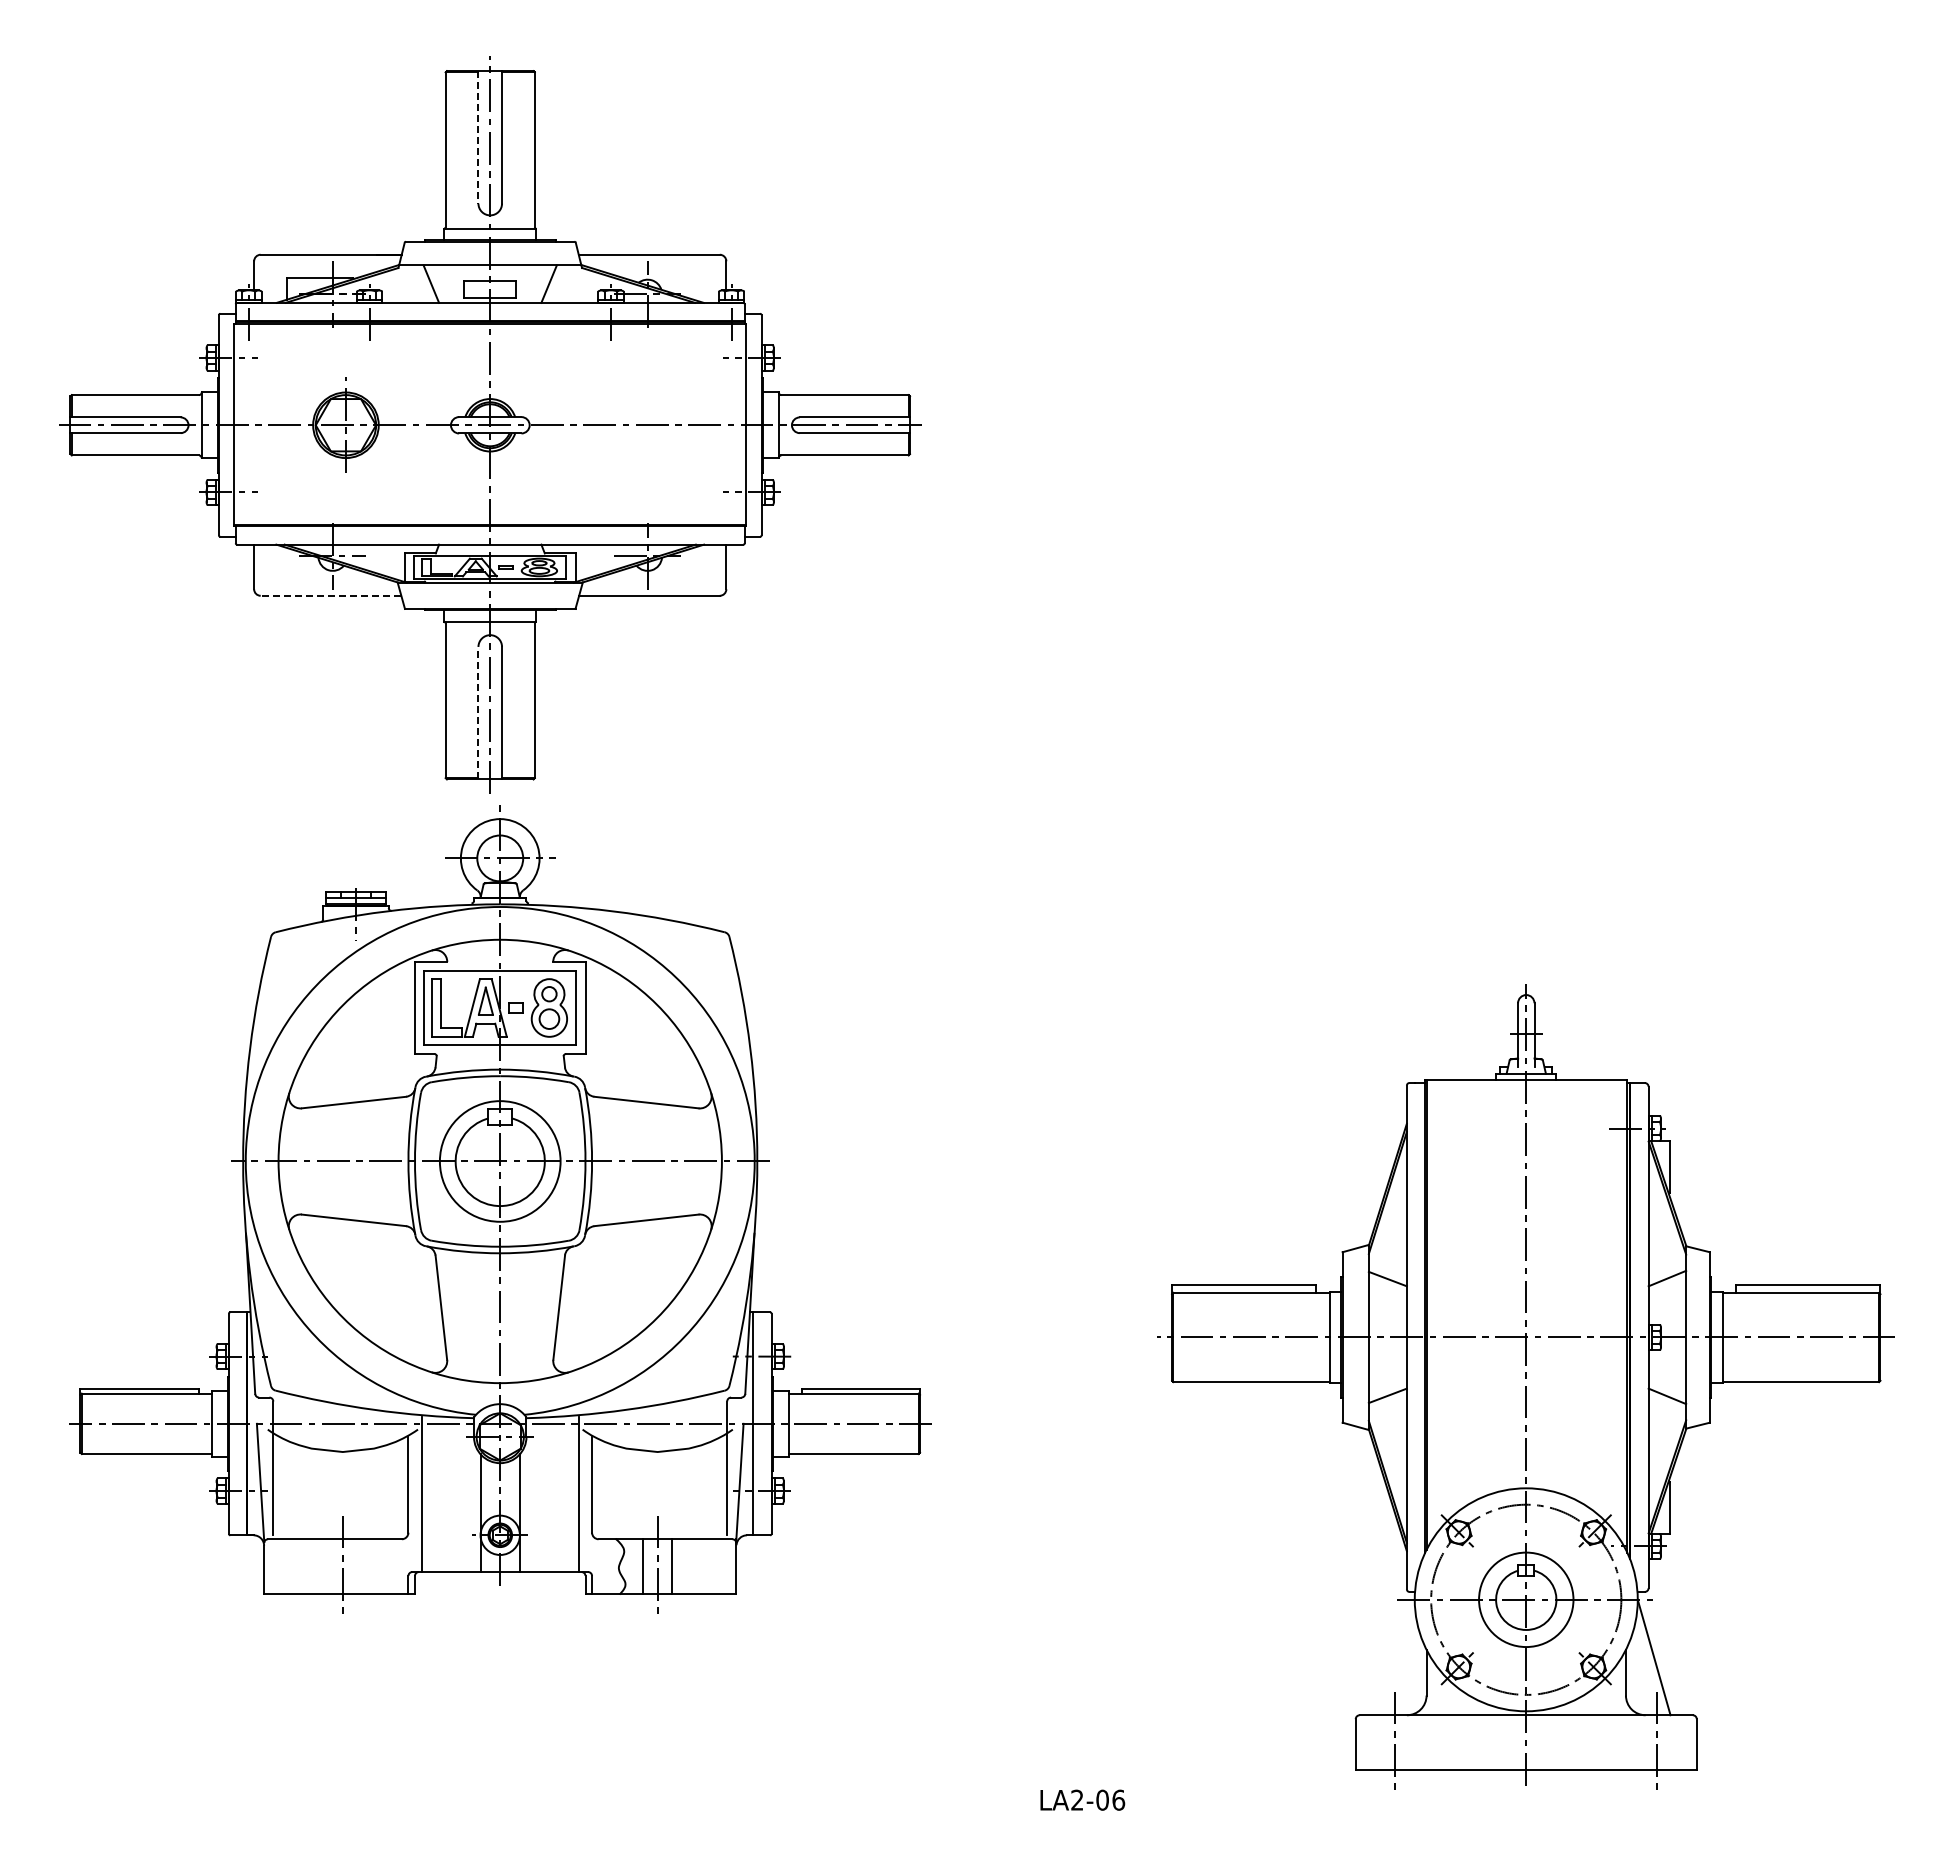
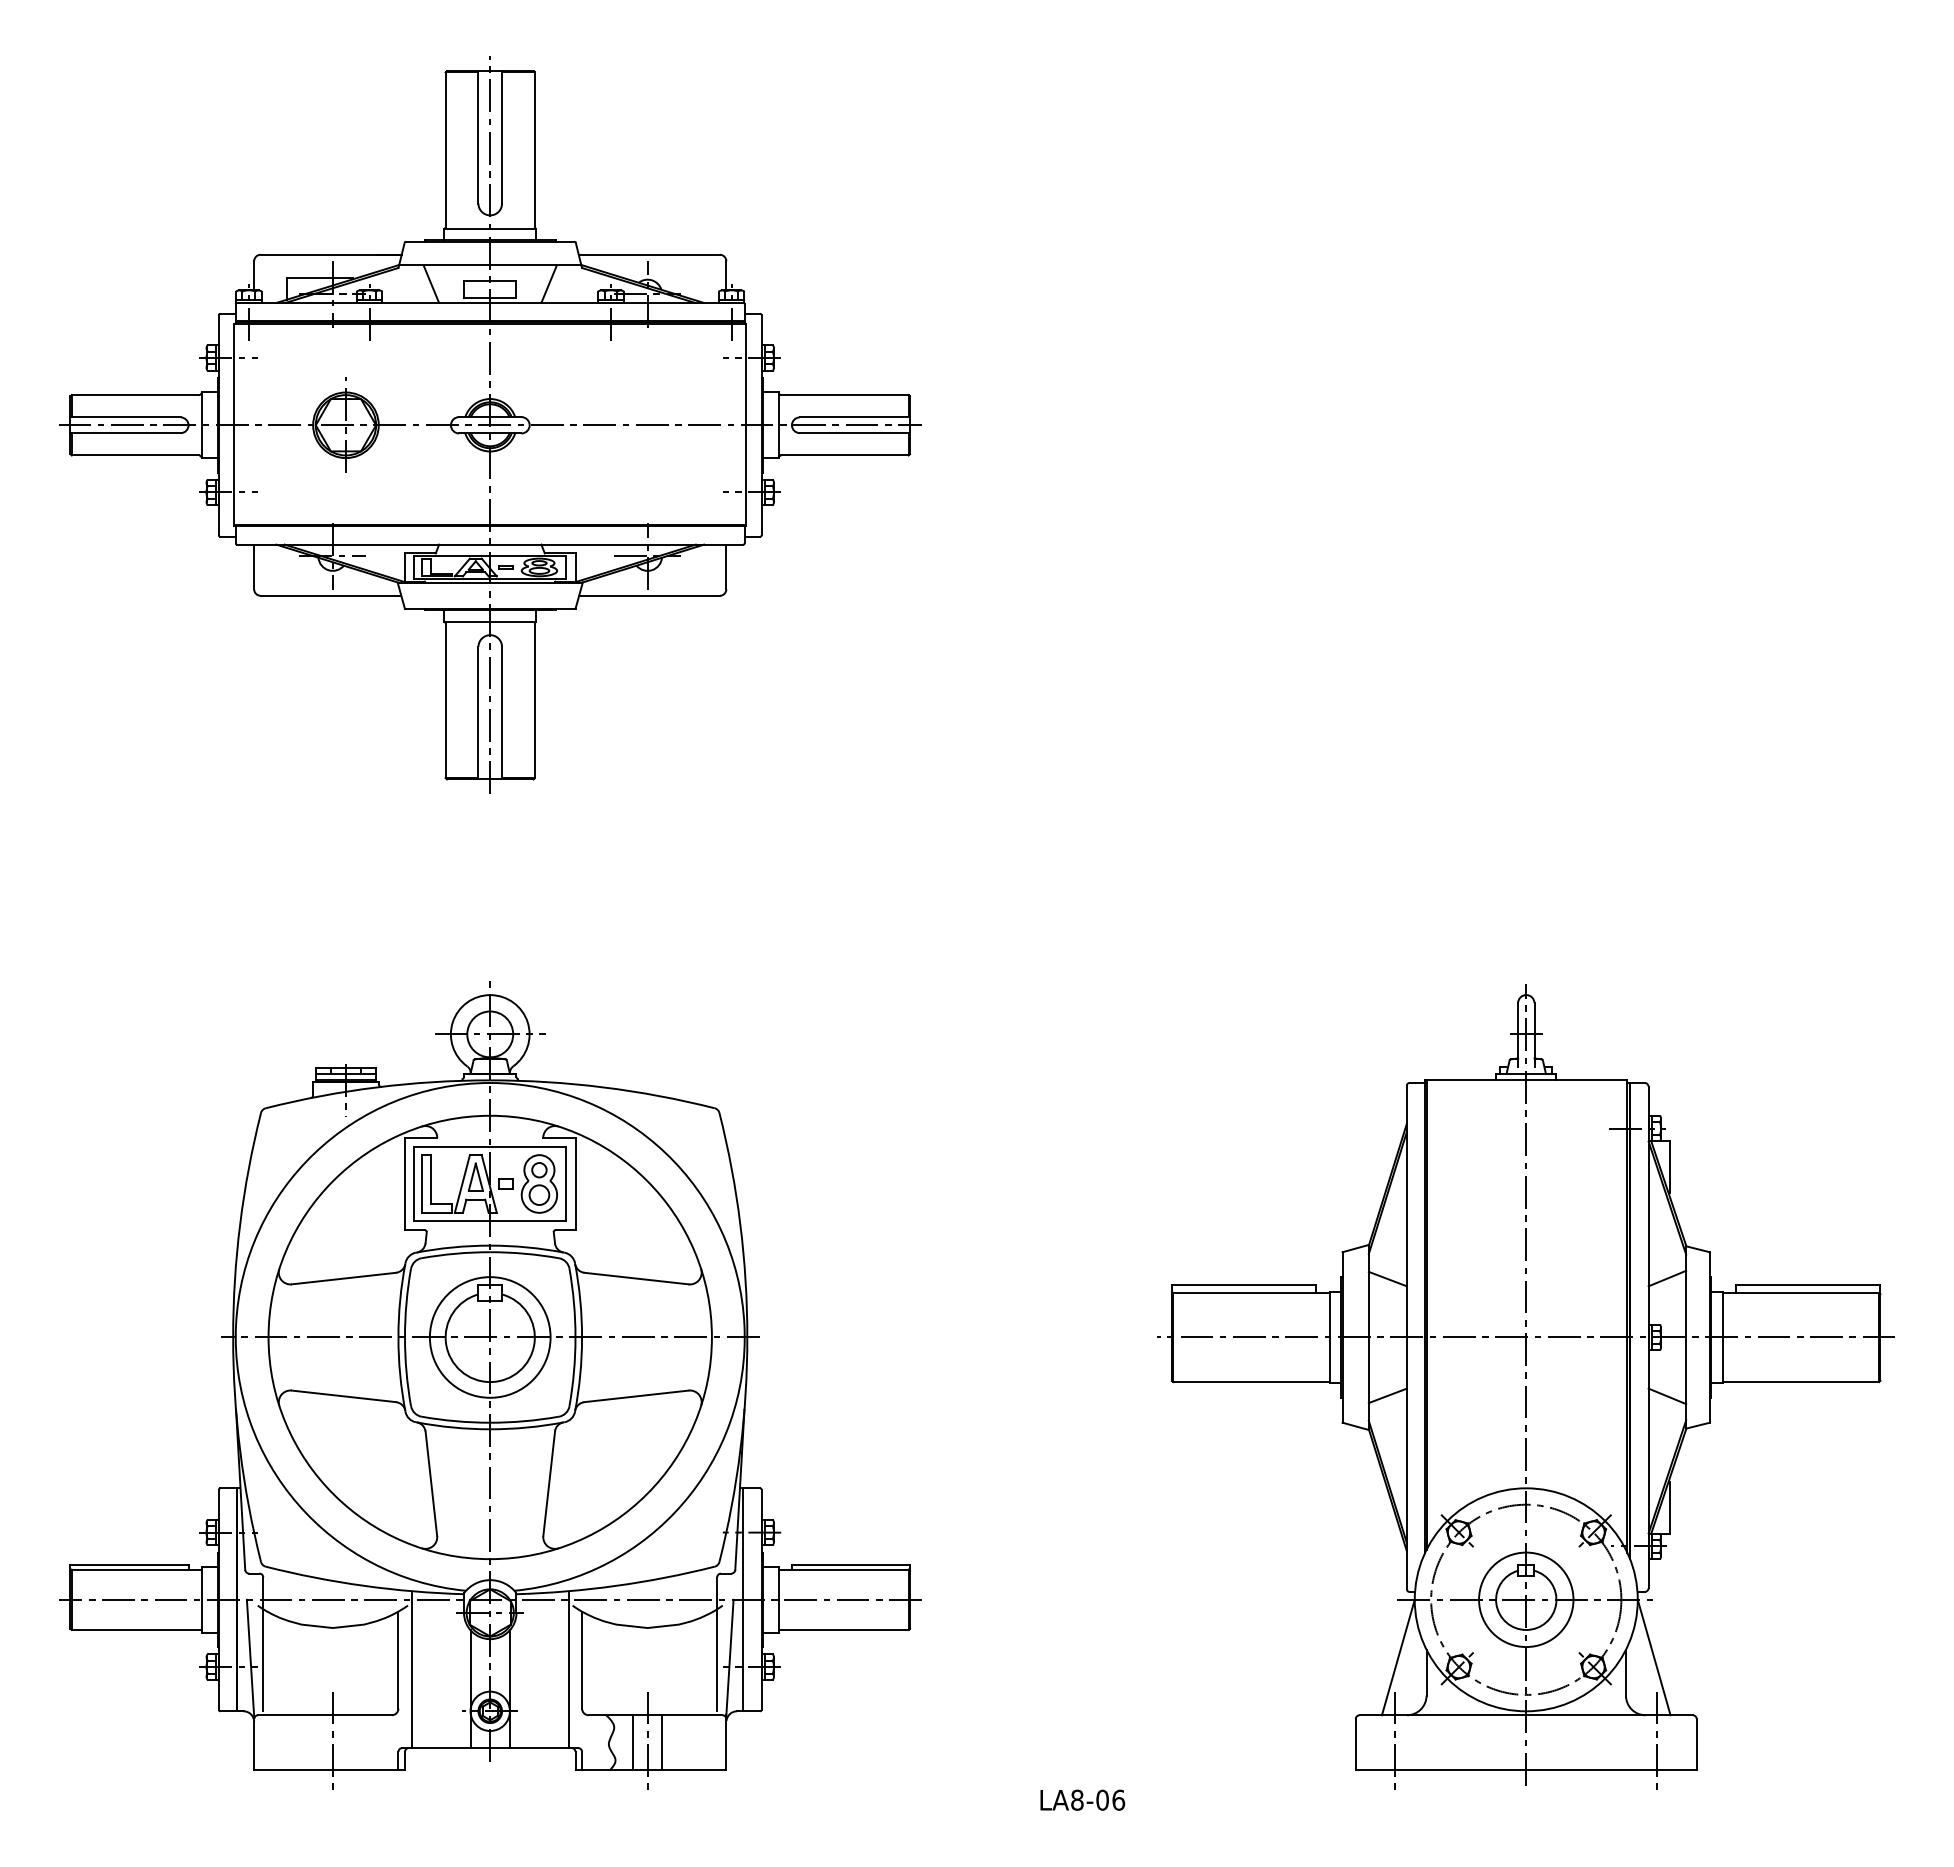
line: dashed -> solid (478, 137)
line: dashed -> solid (330, 595)
line: dashed -> solid (478, 712)
part position: (500, 1209) -> (490, 1385) (490, 1385)
line: none -> present (1397, 1657)
text: LA2-06 -> LA8-06 (1077, 1799)
